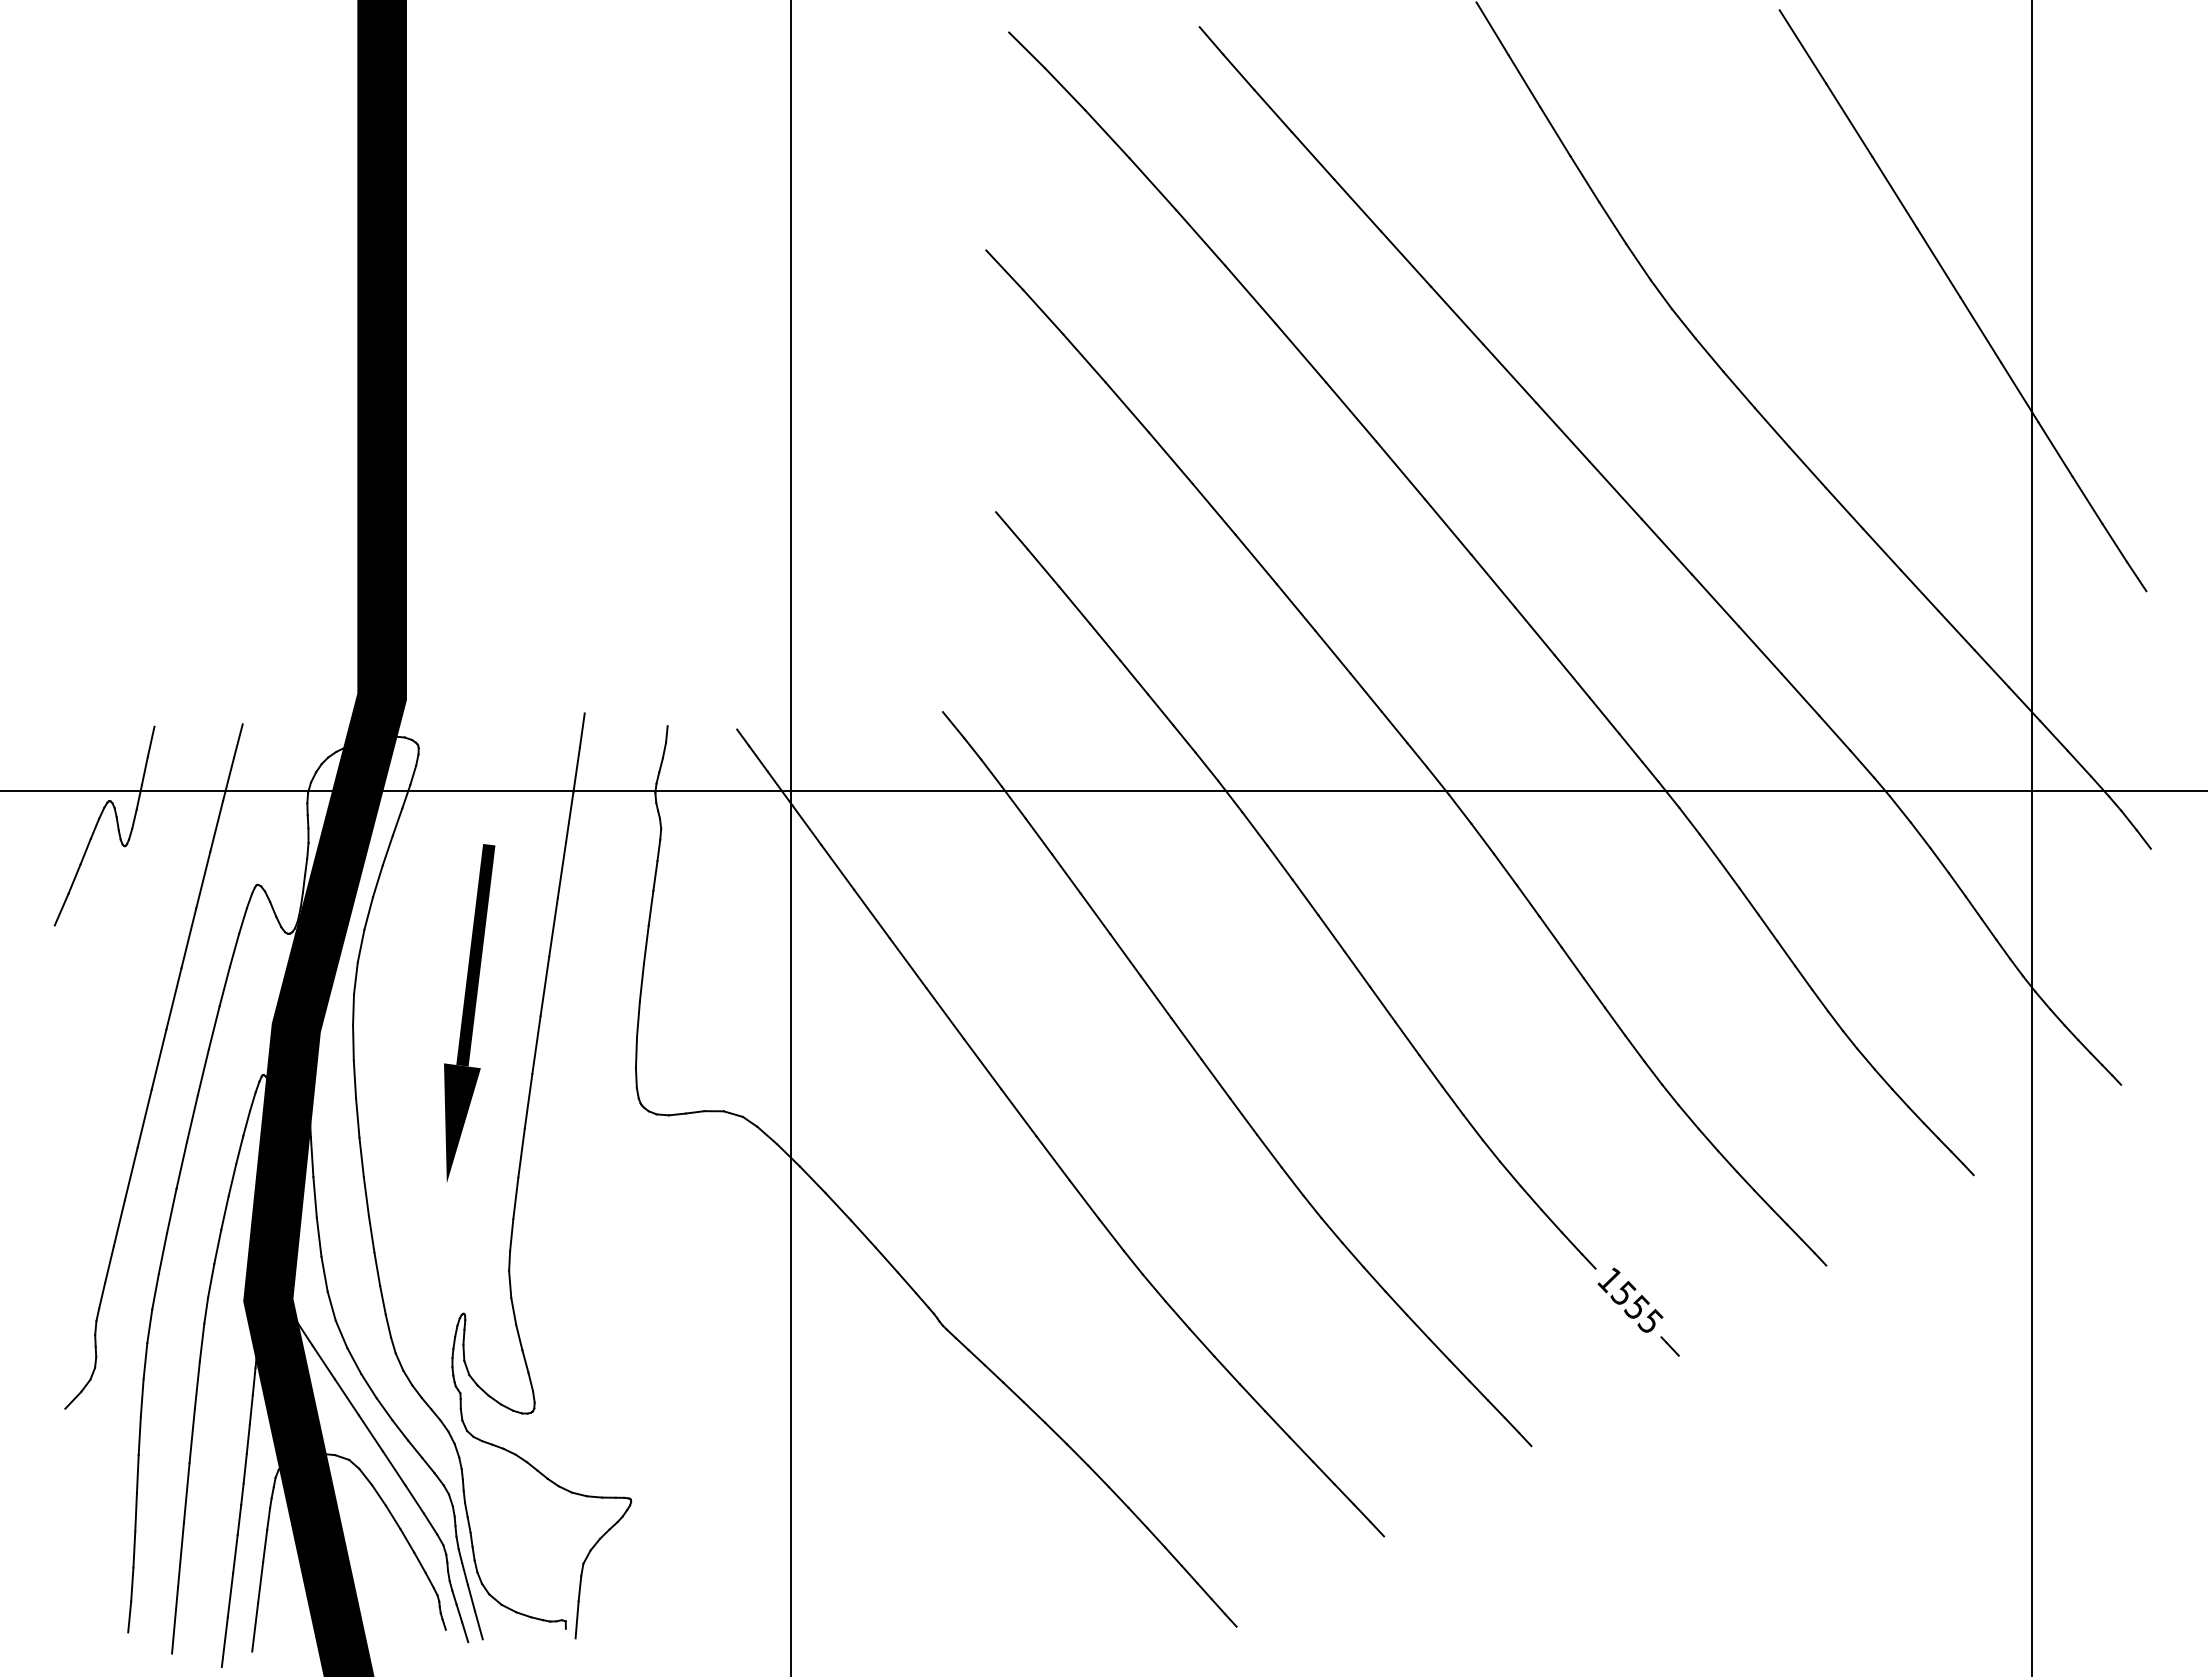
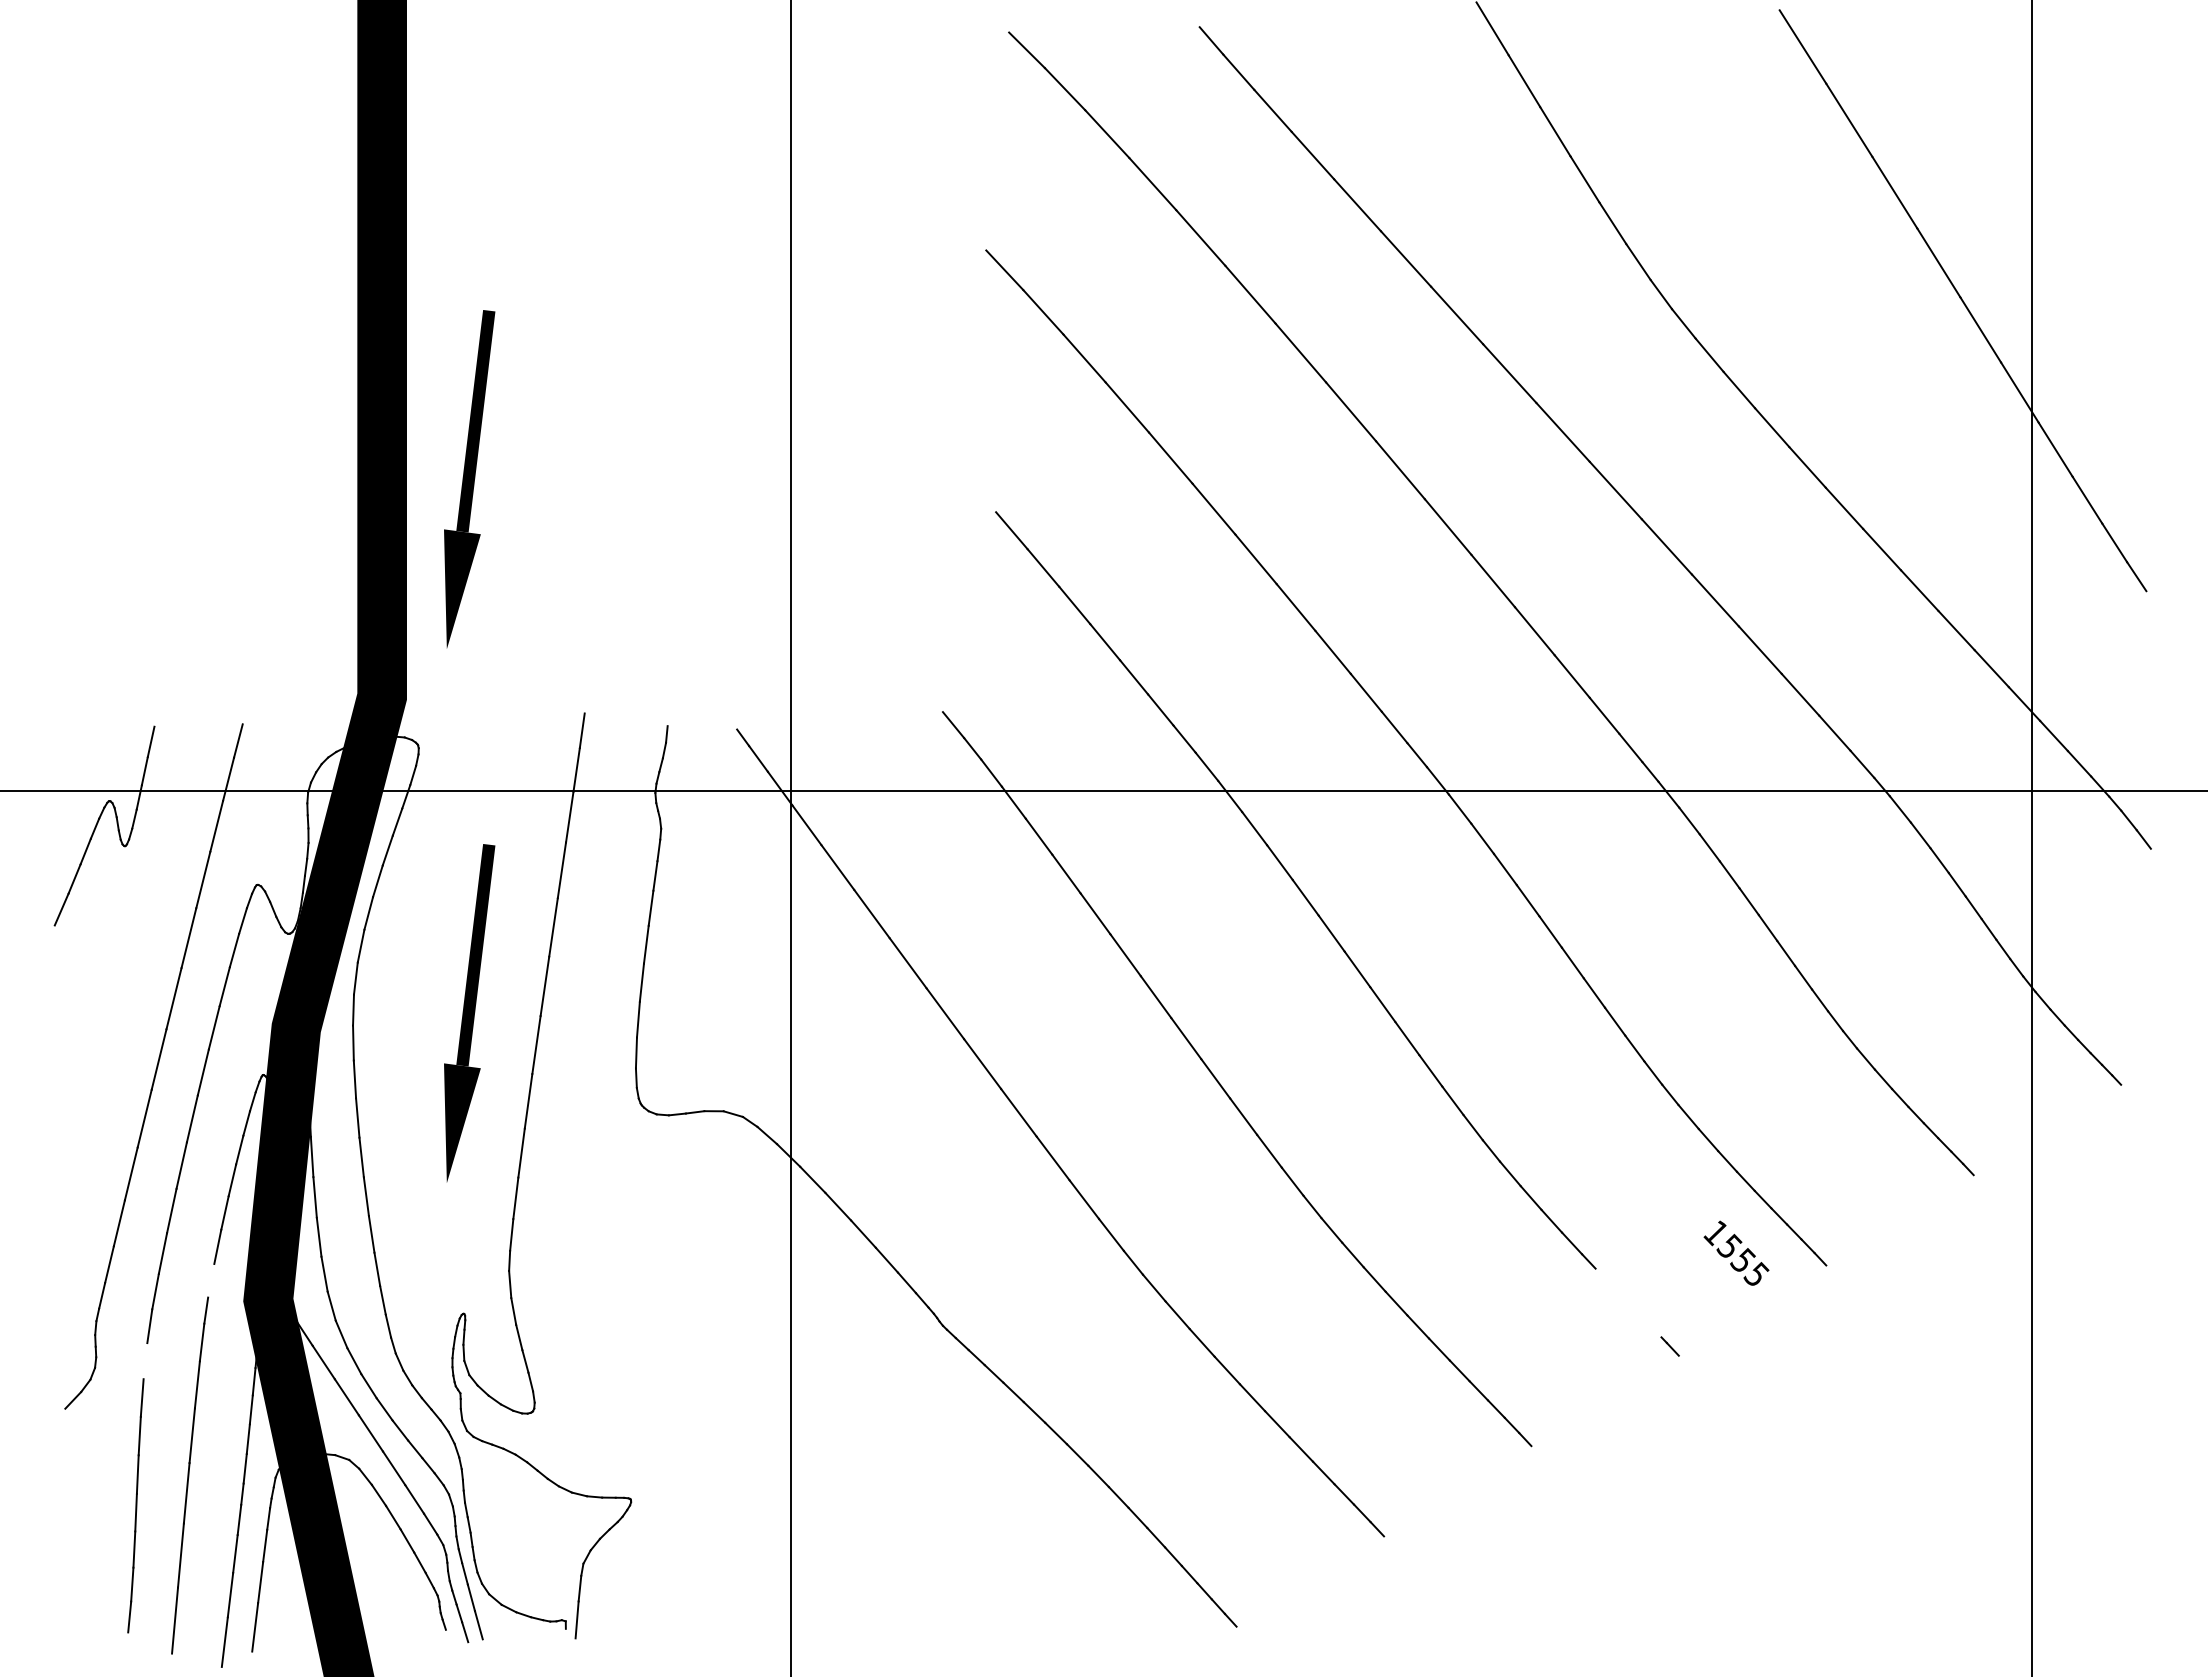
part: none -> present (469, 479)
line: present -> none (211, 1280)
text position: (1630, 1299) -> (1736, 1252) (1736, 1252)
line: present -> none (145, 1361)
